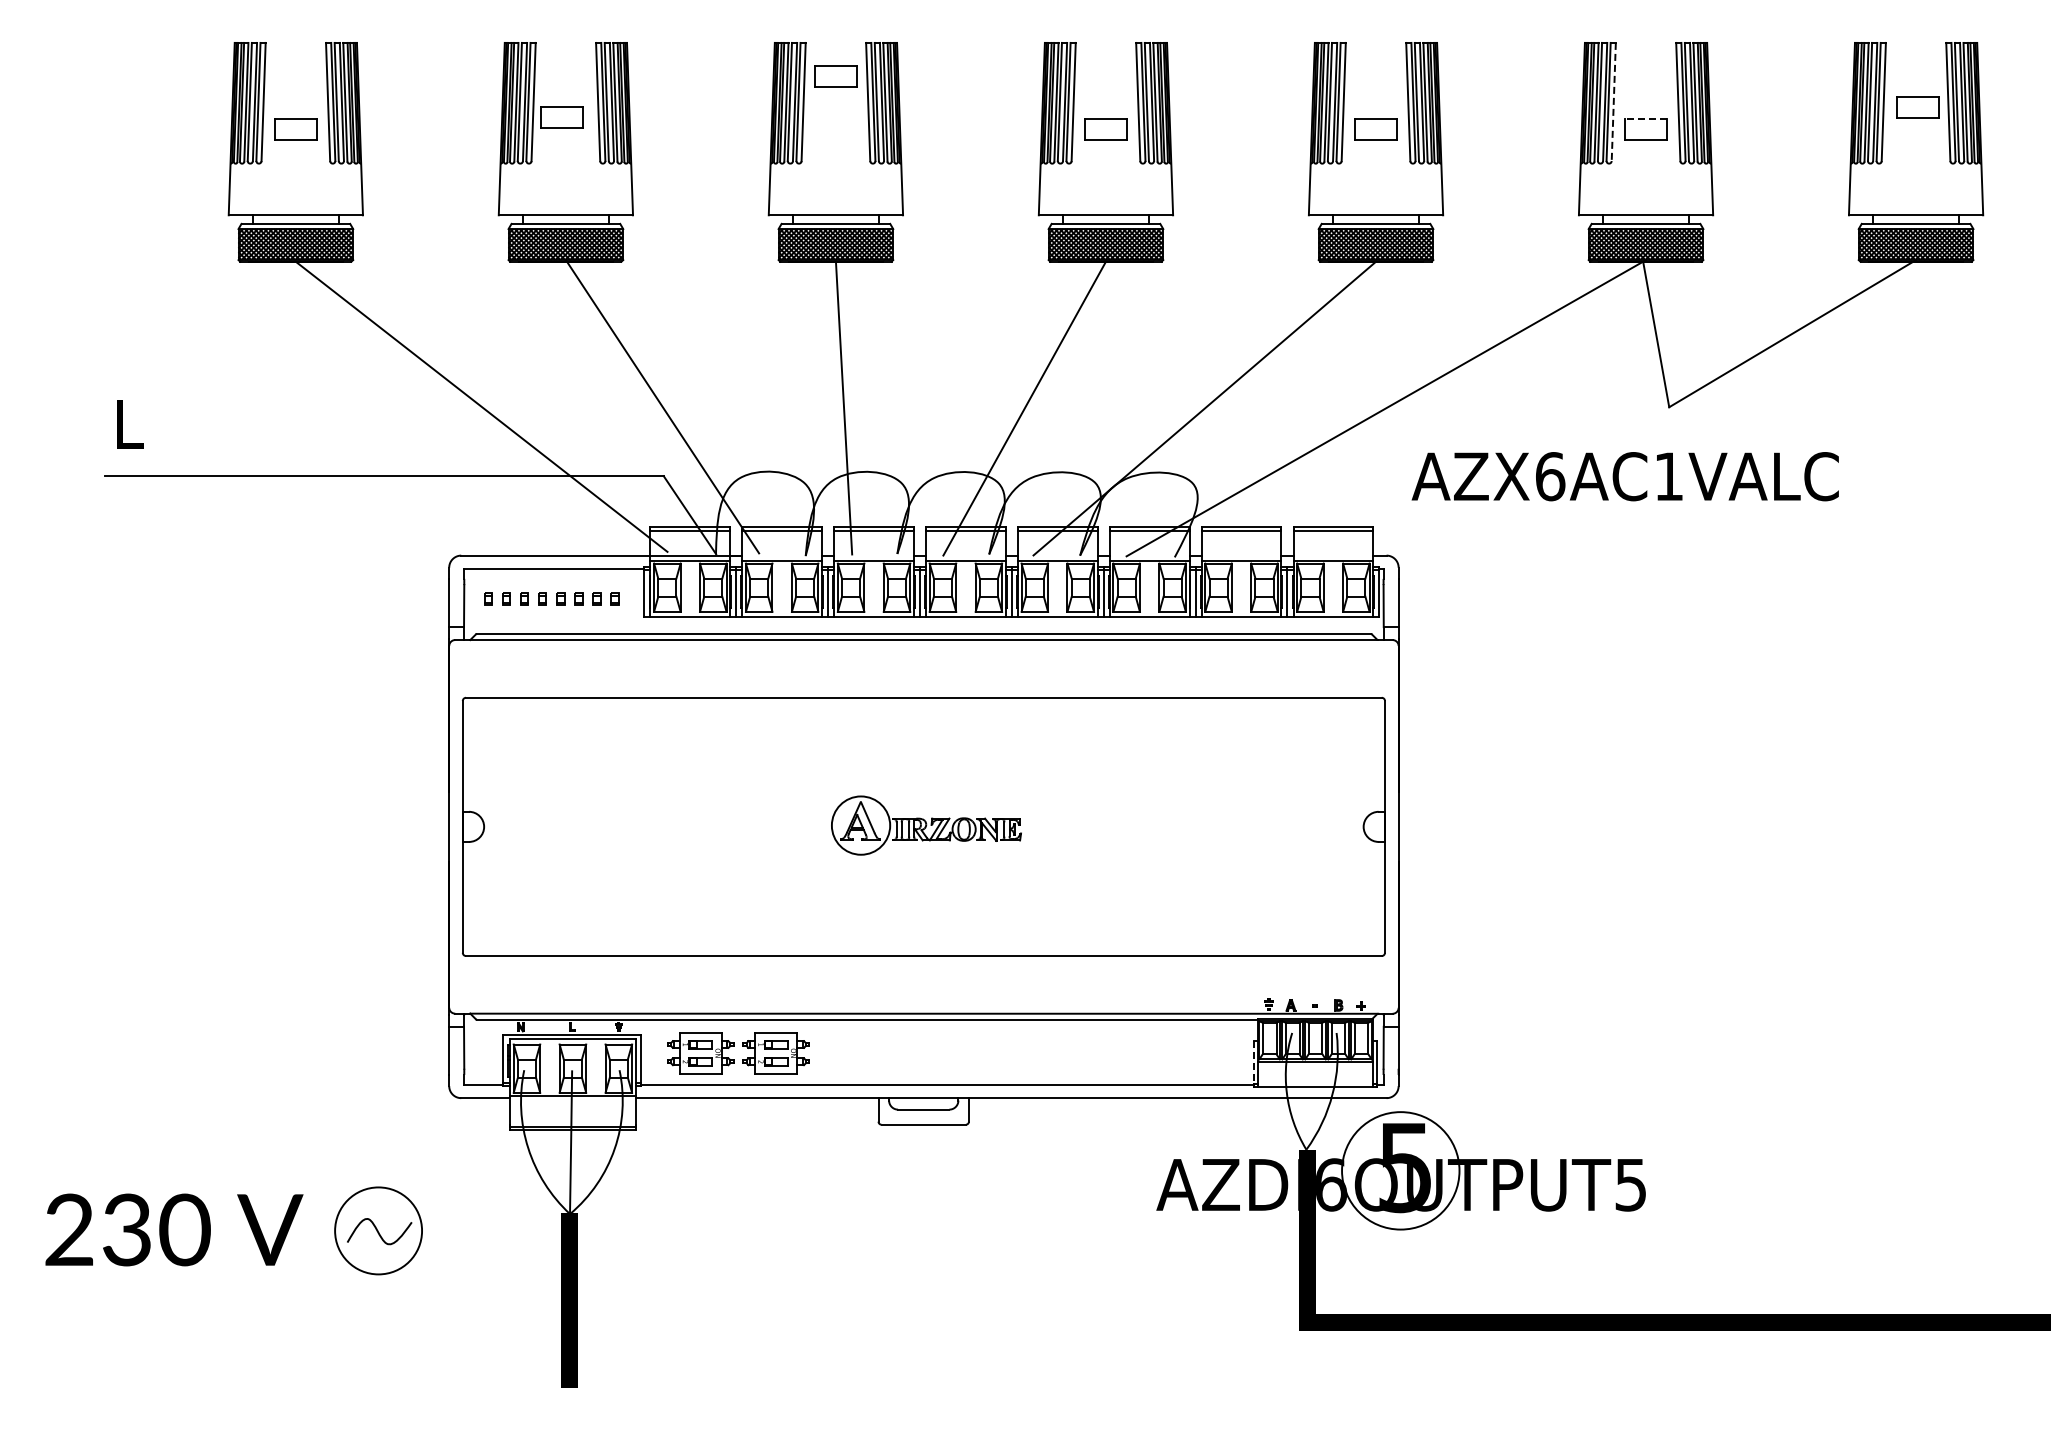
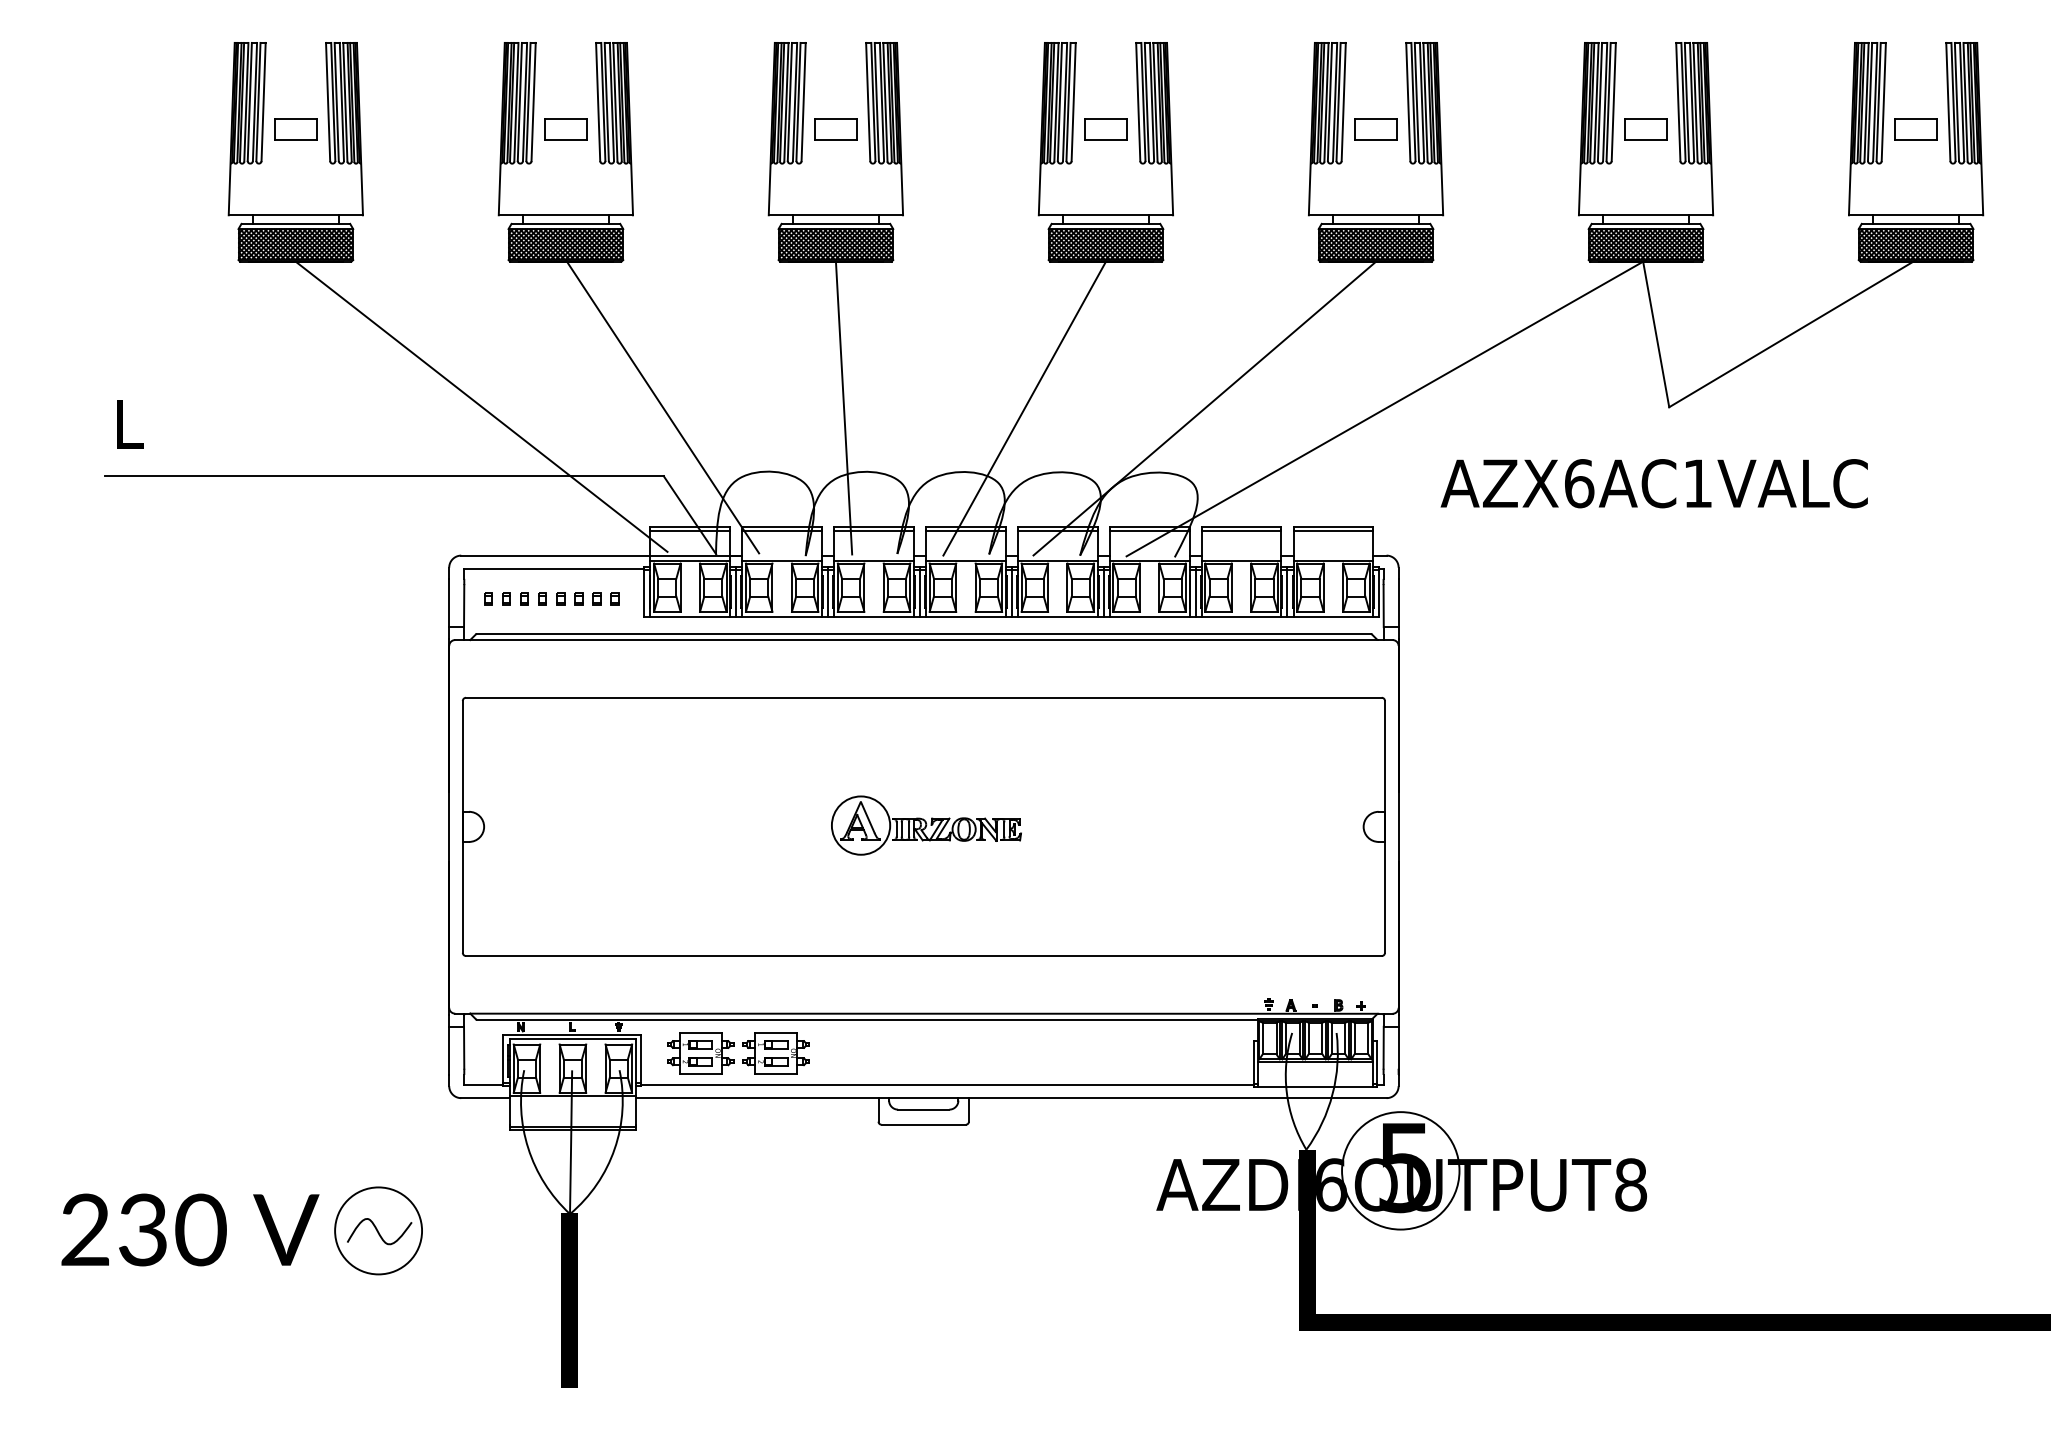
part position: (835, 76) -> (835, 129) (835, 129)
line: dashed -> solid (1613, 102)
part position: (1917, 107) -> (1915, 129) (1915, 129)
part position: (561, 117) -> (565, 129) (565, 129)
line: dashed -> solid (1646, 118)
text position: (1624, 476) -> (1653, 483) (1653, 483)
line: dashed -> solid (1253, 1062)
text: AZDI6OUTPUT5 -> AZDI6OUTPUT8 (1631, 1184)
text position: (174, 1229) -> (190, 1229) (190, 1229)
